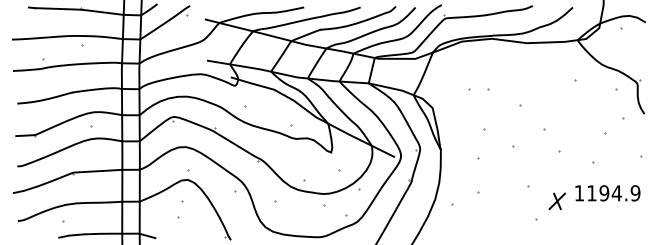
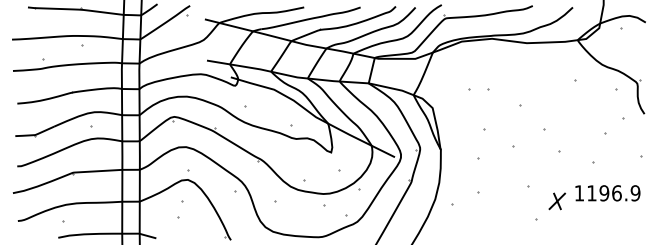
text: 1194.9 -> 1196.9 (616, 193)
